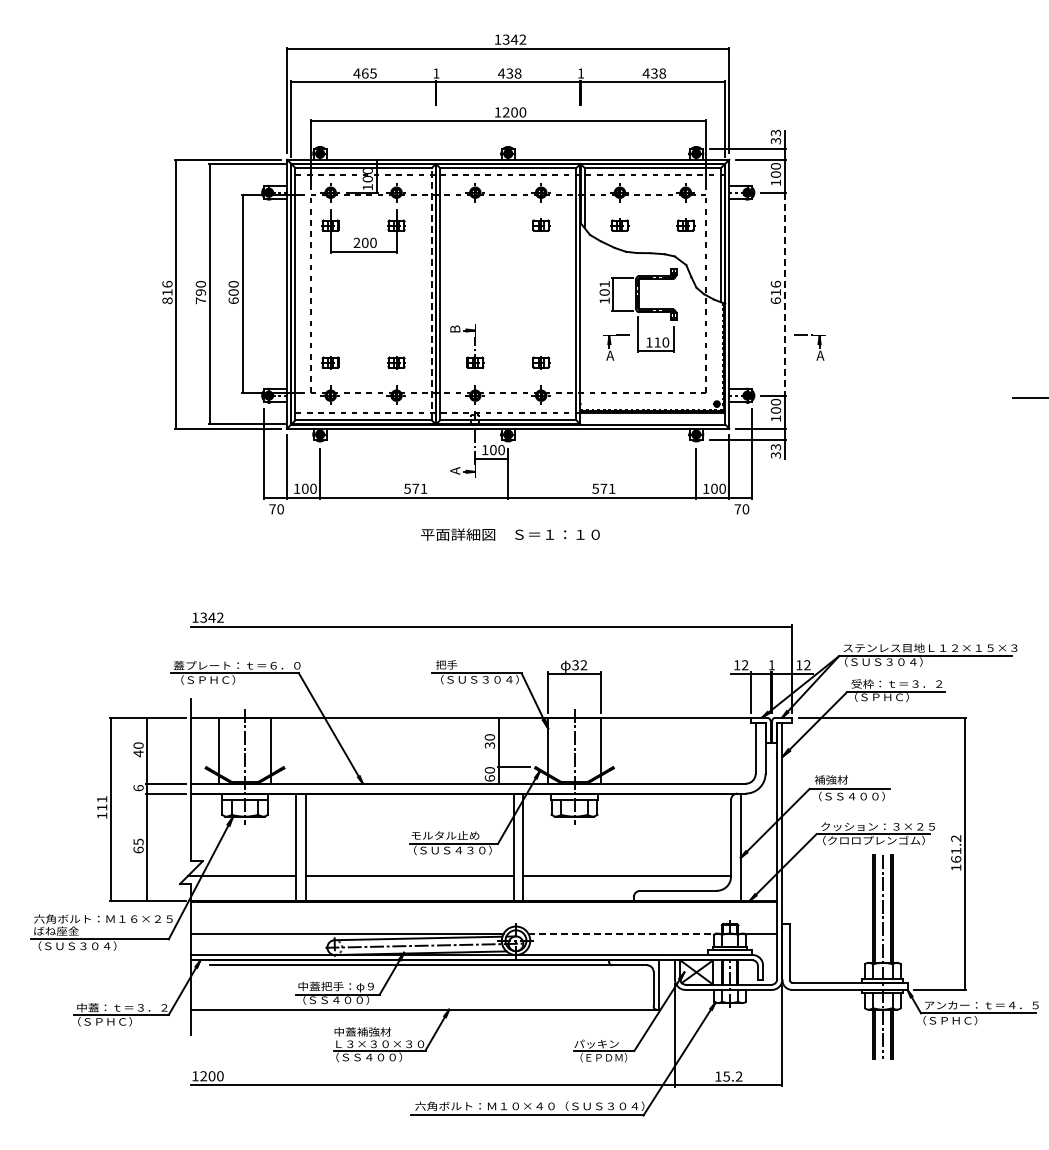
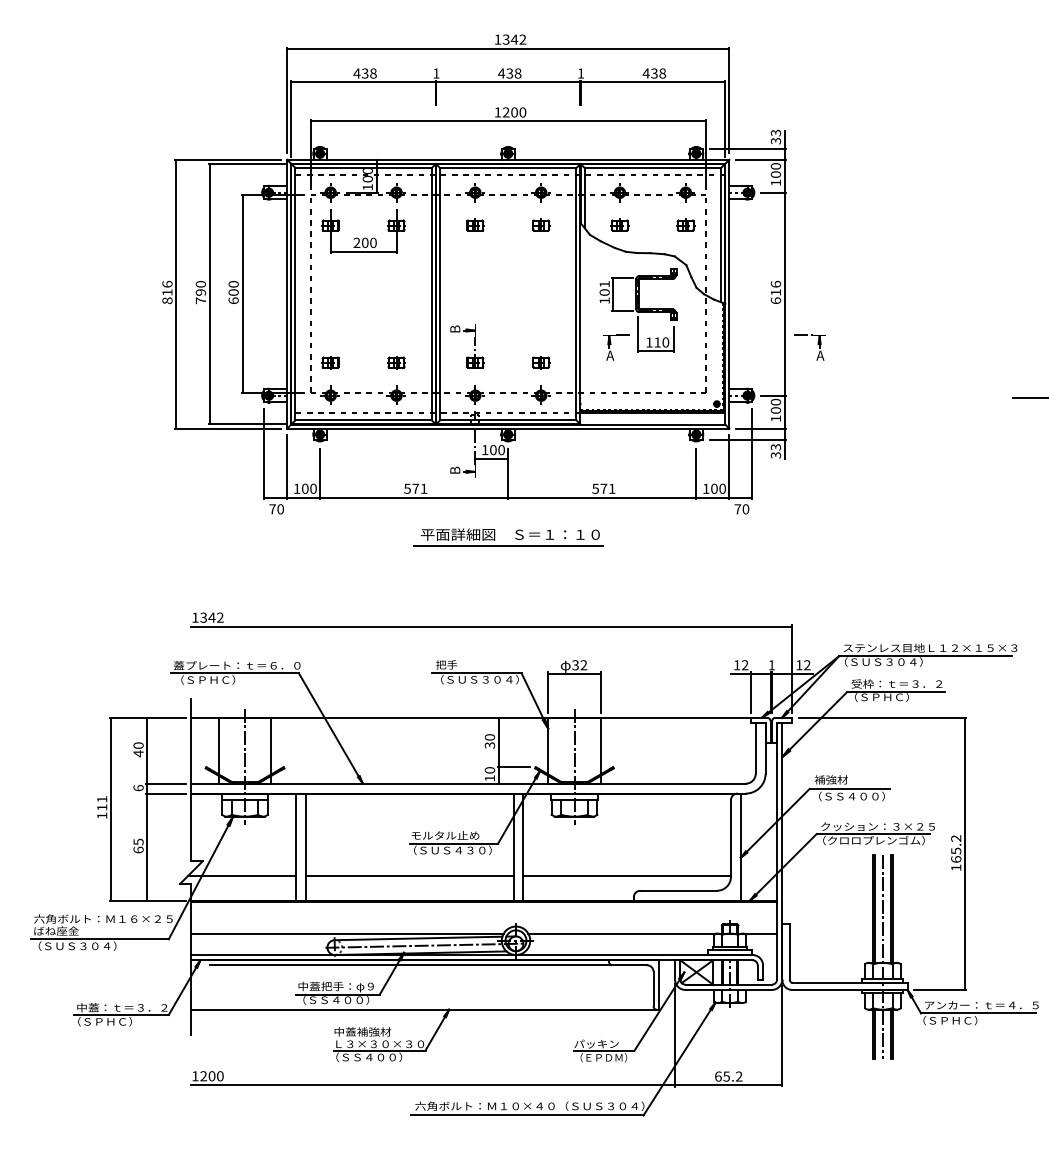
text: 465 -> 438 (368, 73)
part: none -> present (475, 224)
line: dashed -> solid (431, 293)
line: dashed -> solid (784, 294)
text: A -> B (455, 470)
line: none -> present (507, 545)
text: 60 -> 10 (489, 778)
text: 161.2 -> 165.2 (956, 850)
line: dashed -> solid (622, 933)
text: 15.2 -> 65.2 (718, 1076)
